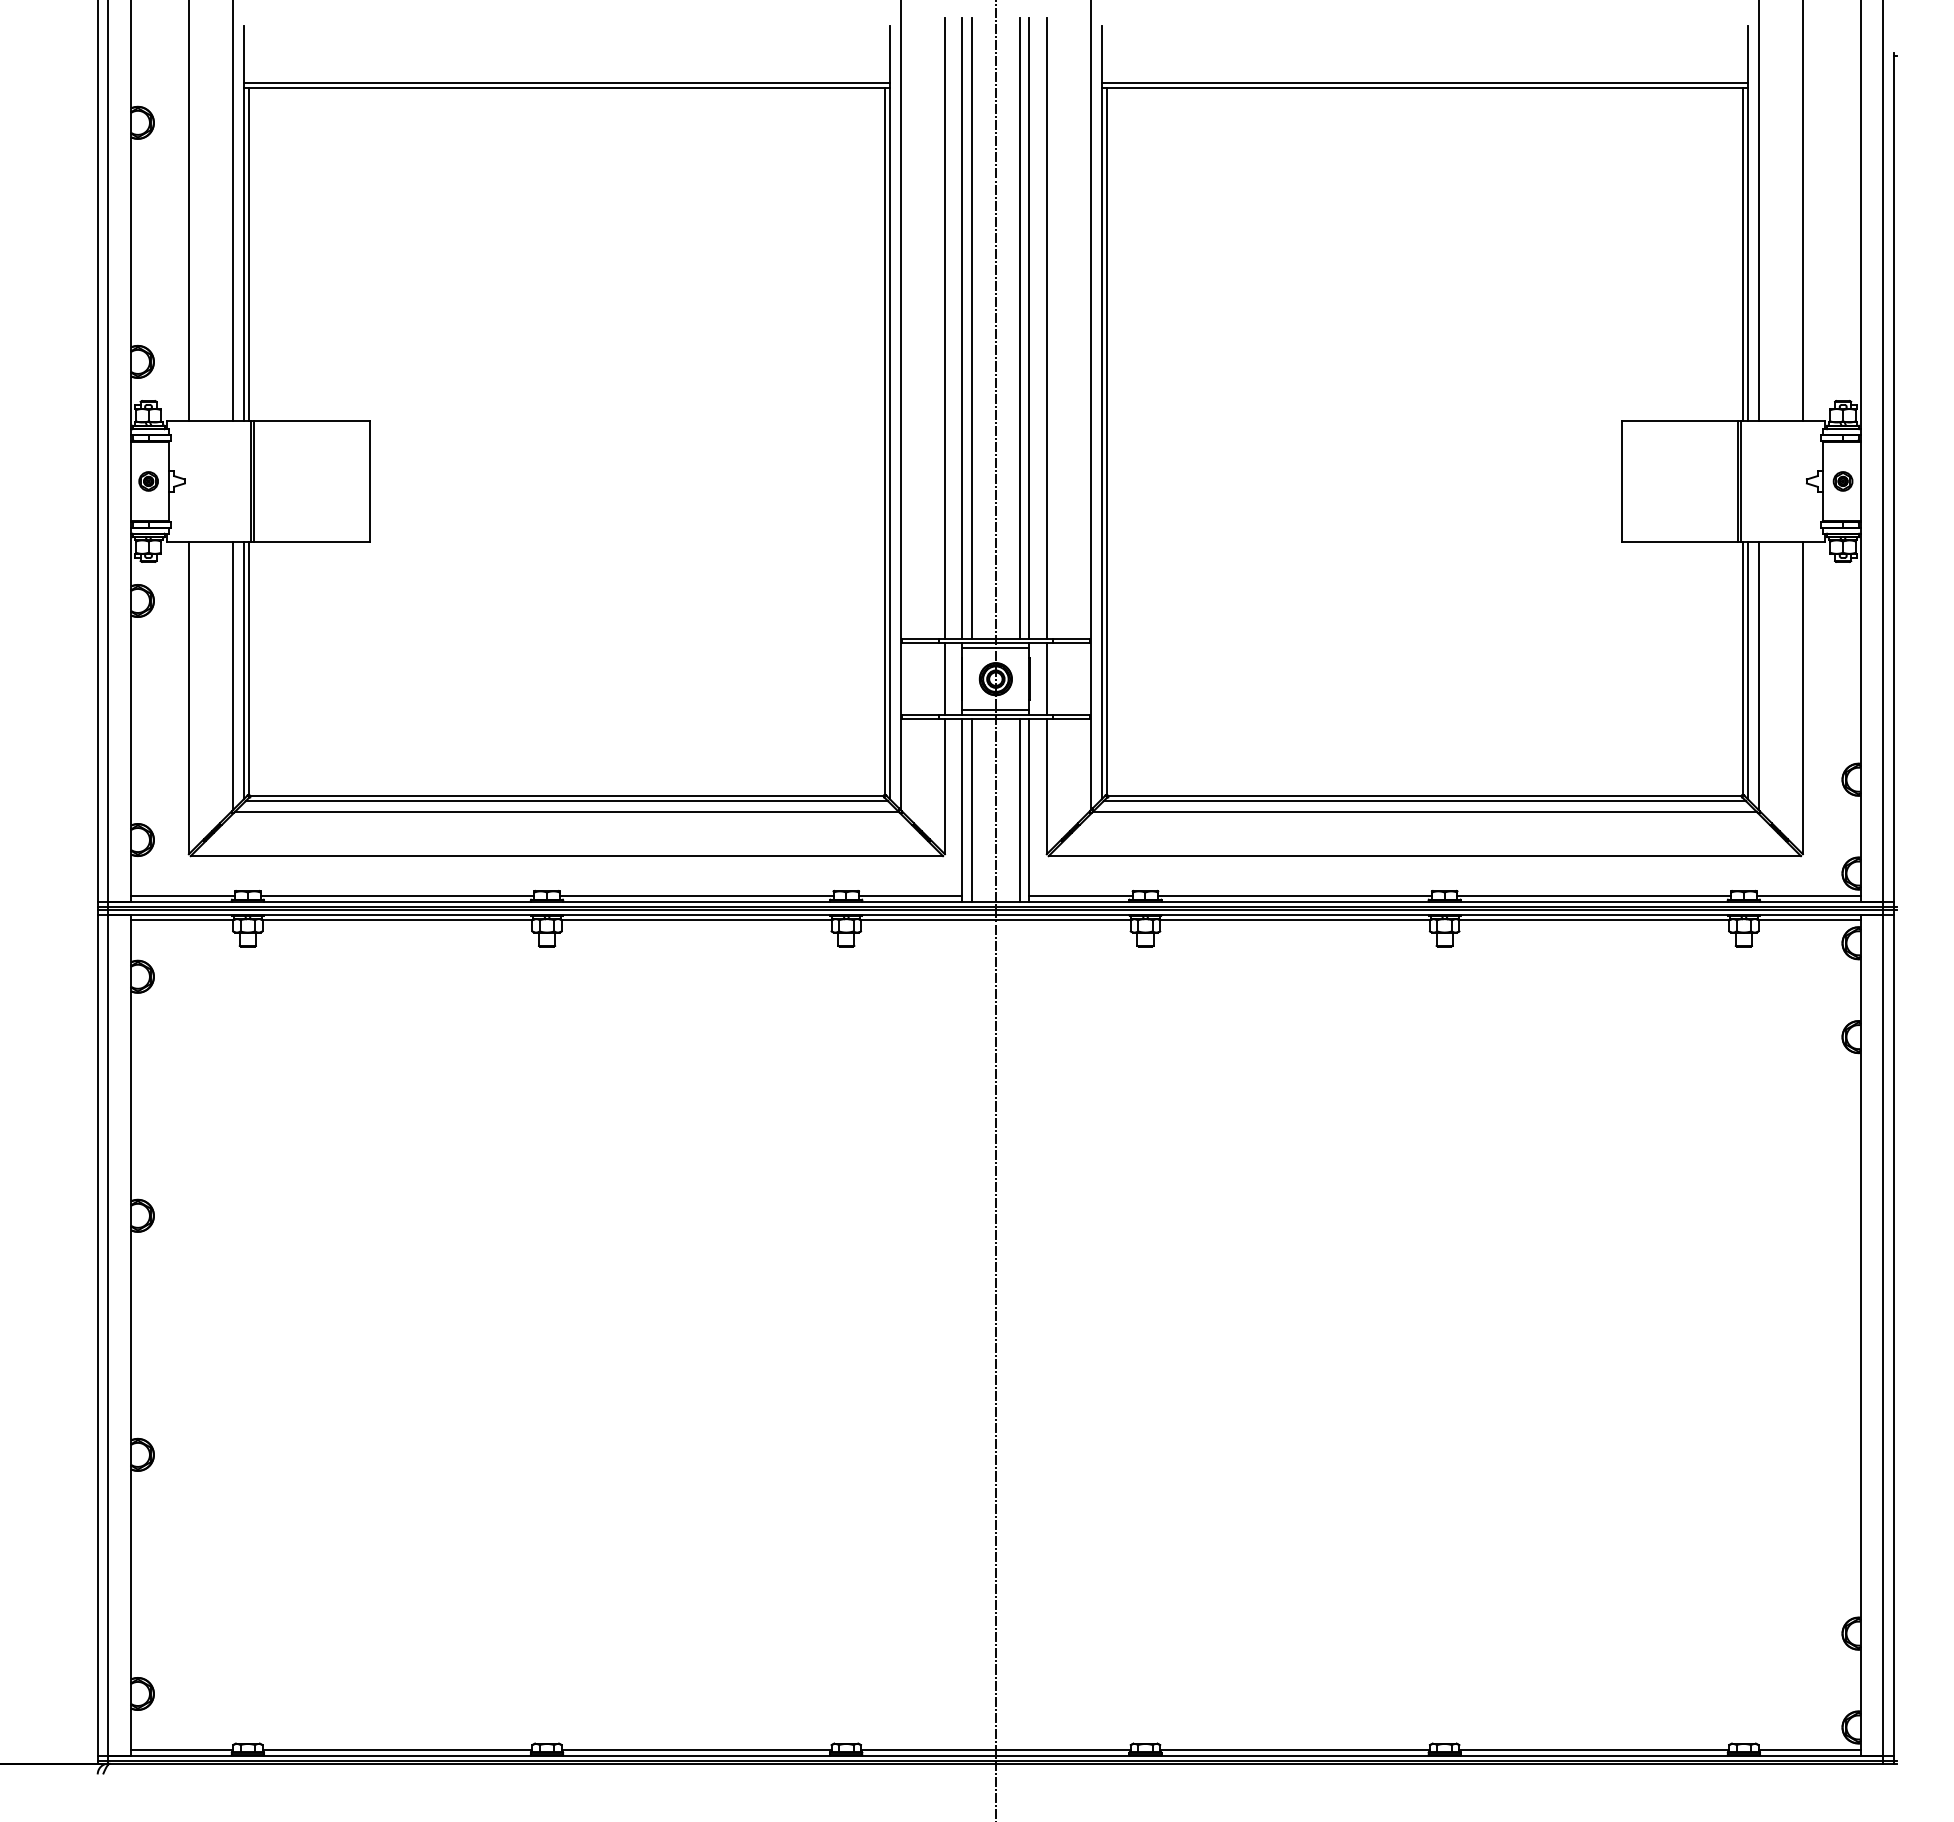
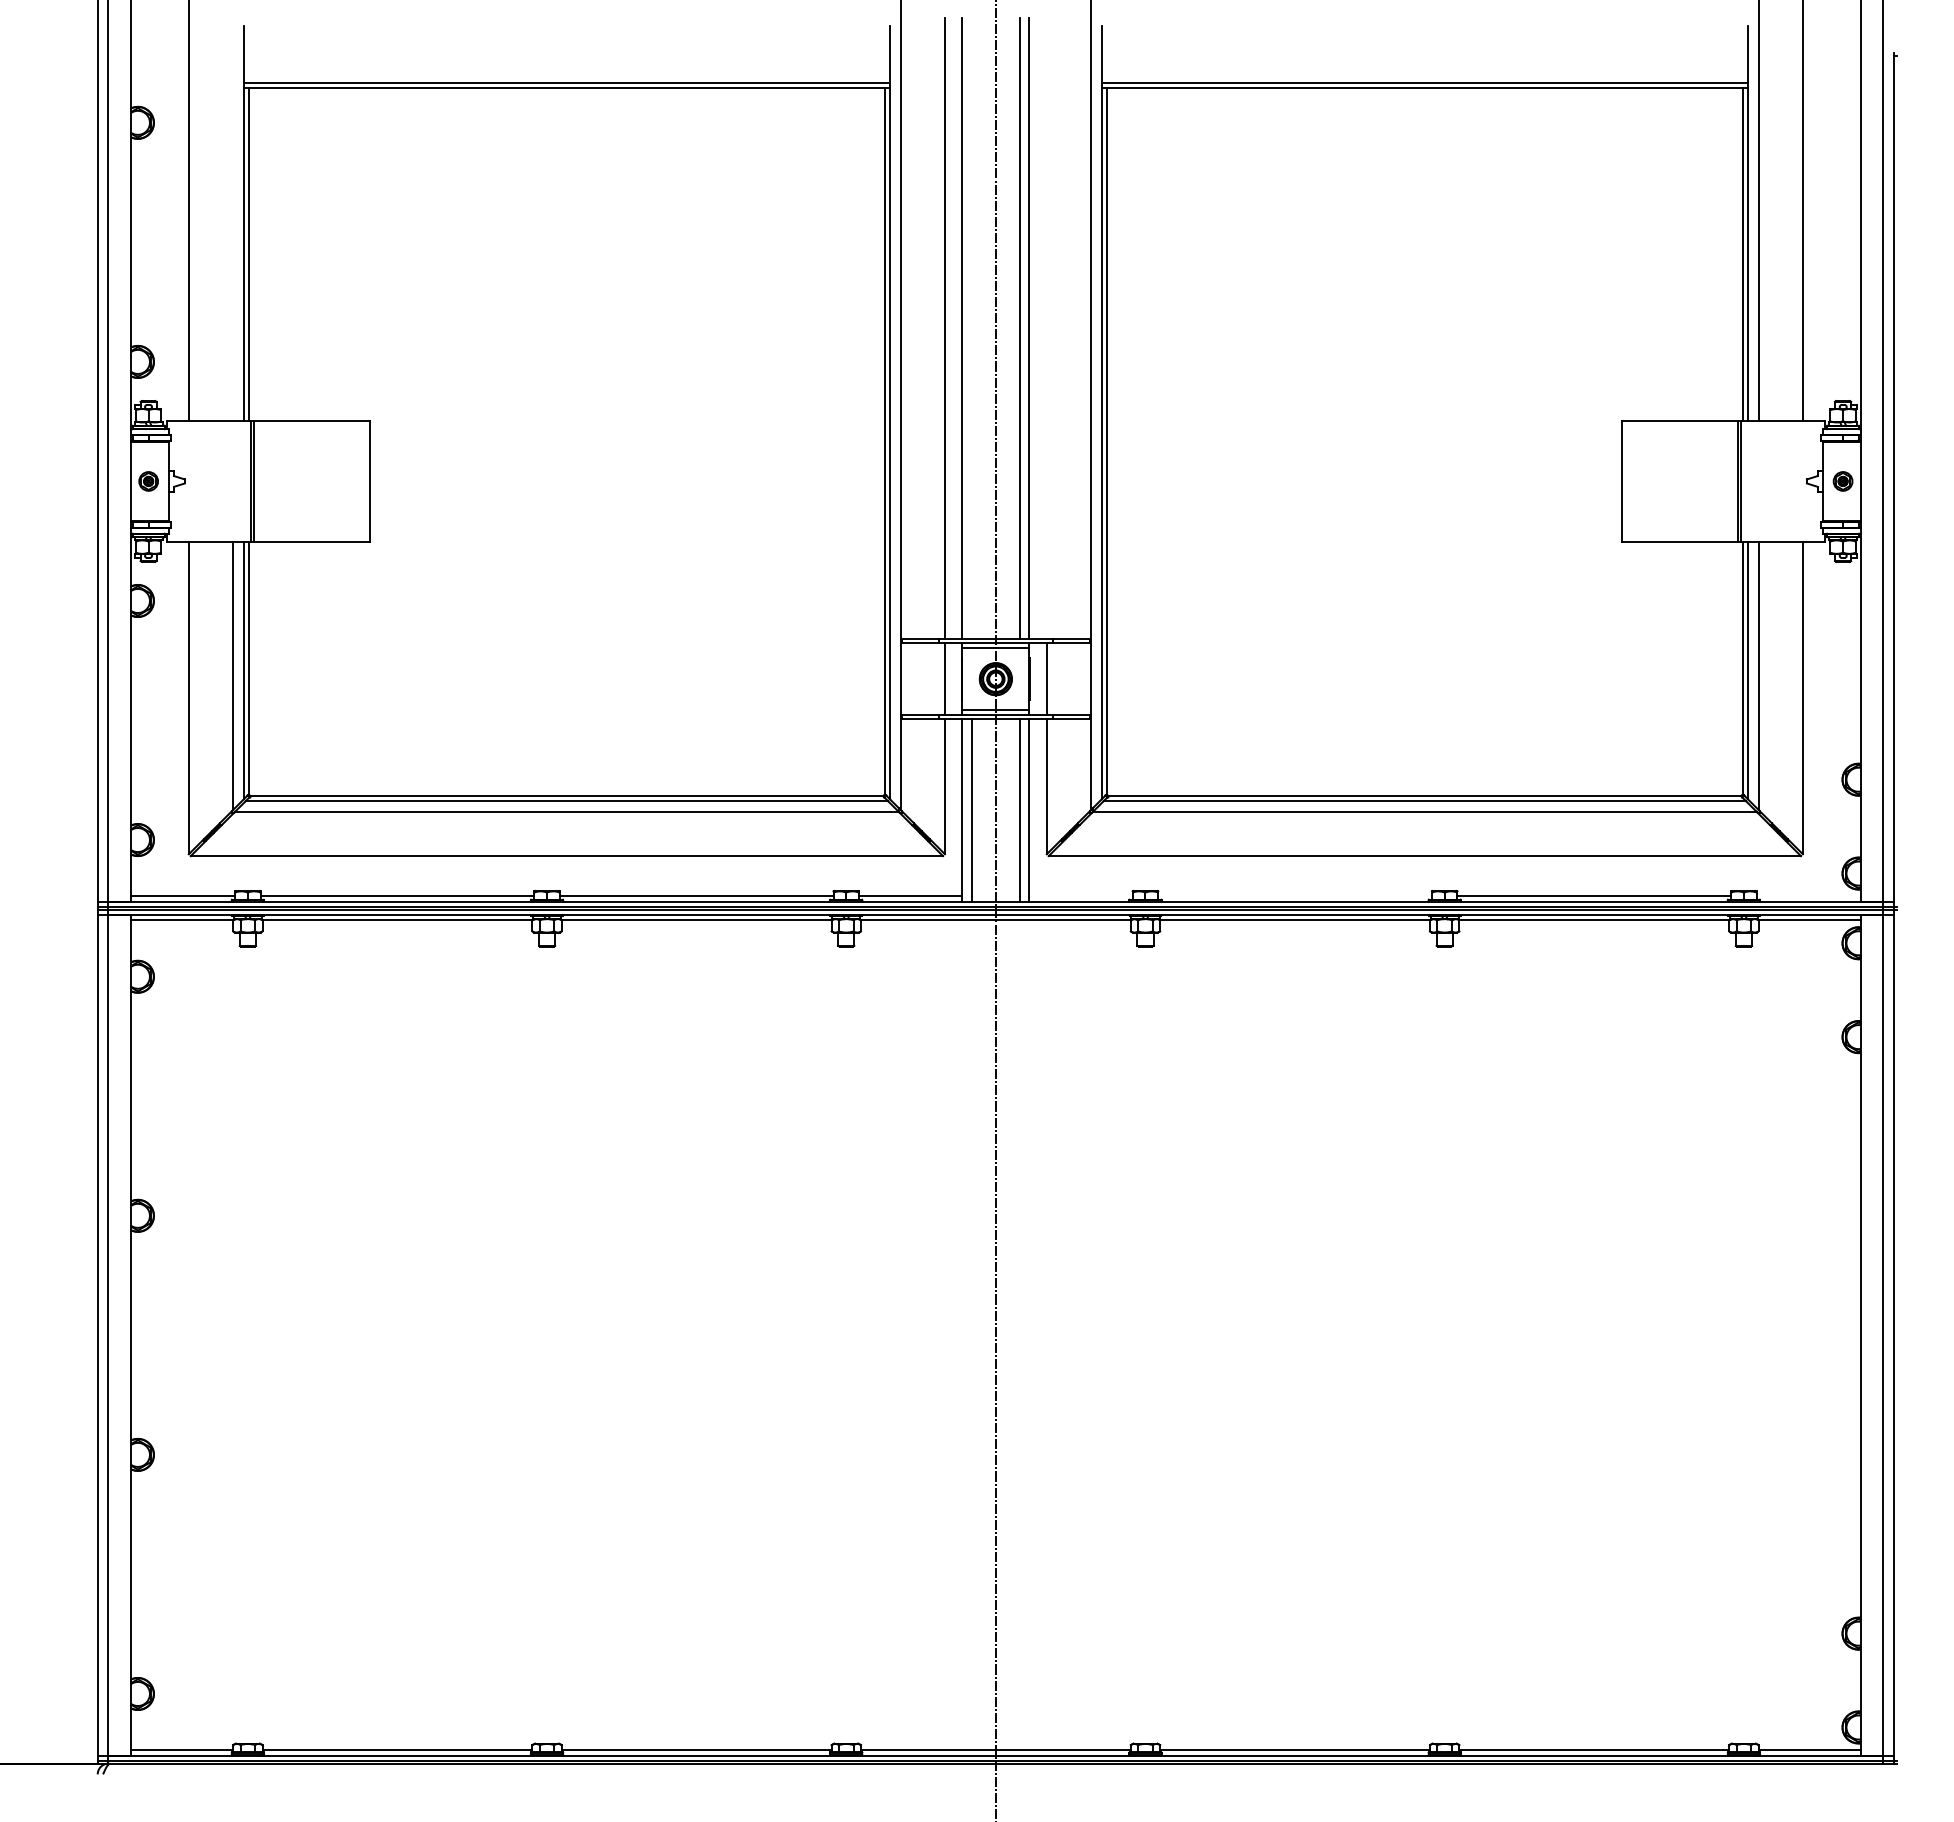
line: present -> none (233, 211)
line: present -> none (971, 328)
line: present -> none (1046, 328)
line: present -> none (1080, 896)
line: present -> none (1294, 896)
line: present -> none (1808, 896)
